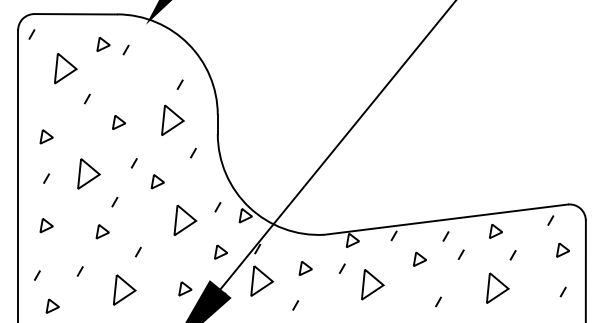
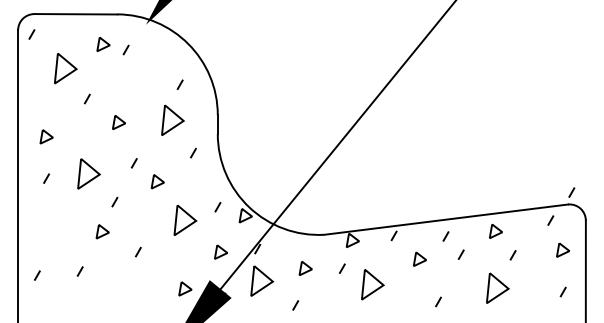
line: none -> present (571, 192)
part: present -> none (46, 225)
part: present -> none (124, 289)
part: present -> none (52, 305)
